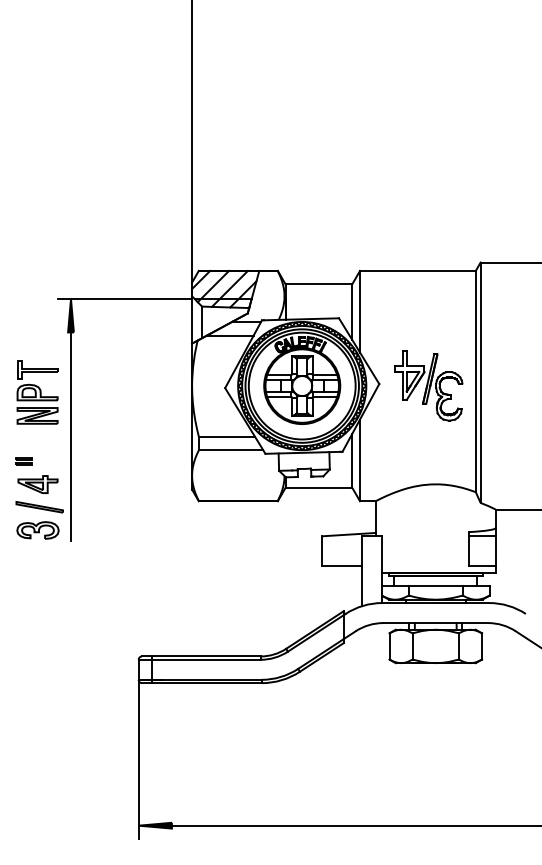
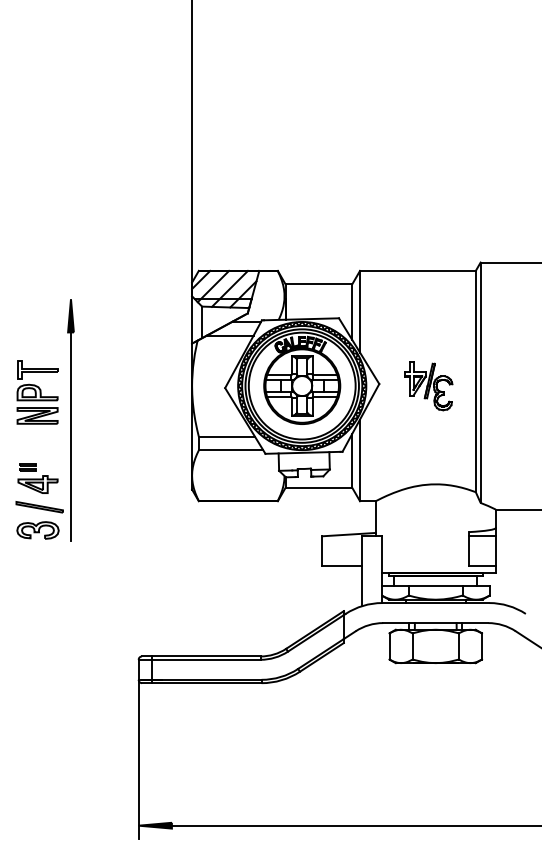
line: present -> none (124, 299)
part size: 70x72 px -> 50x51 px (428, 386)
part position: (23, 461) -> (27, 467) (27, 467)
